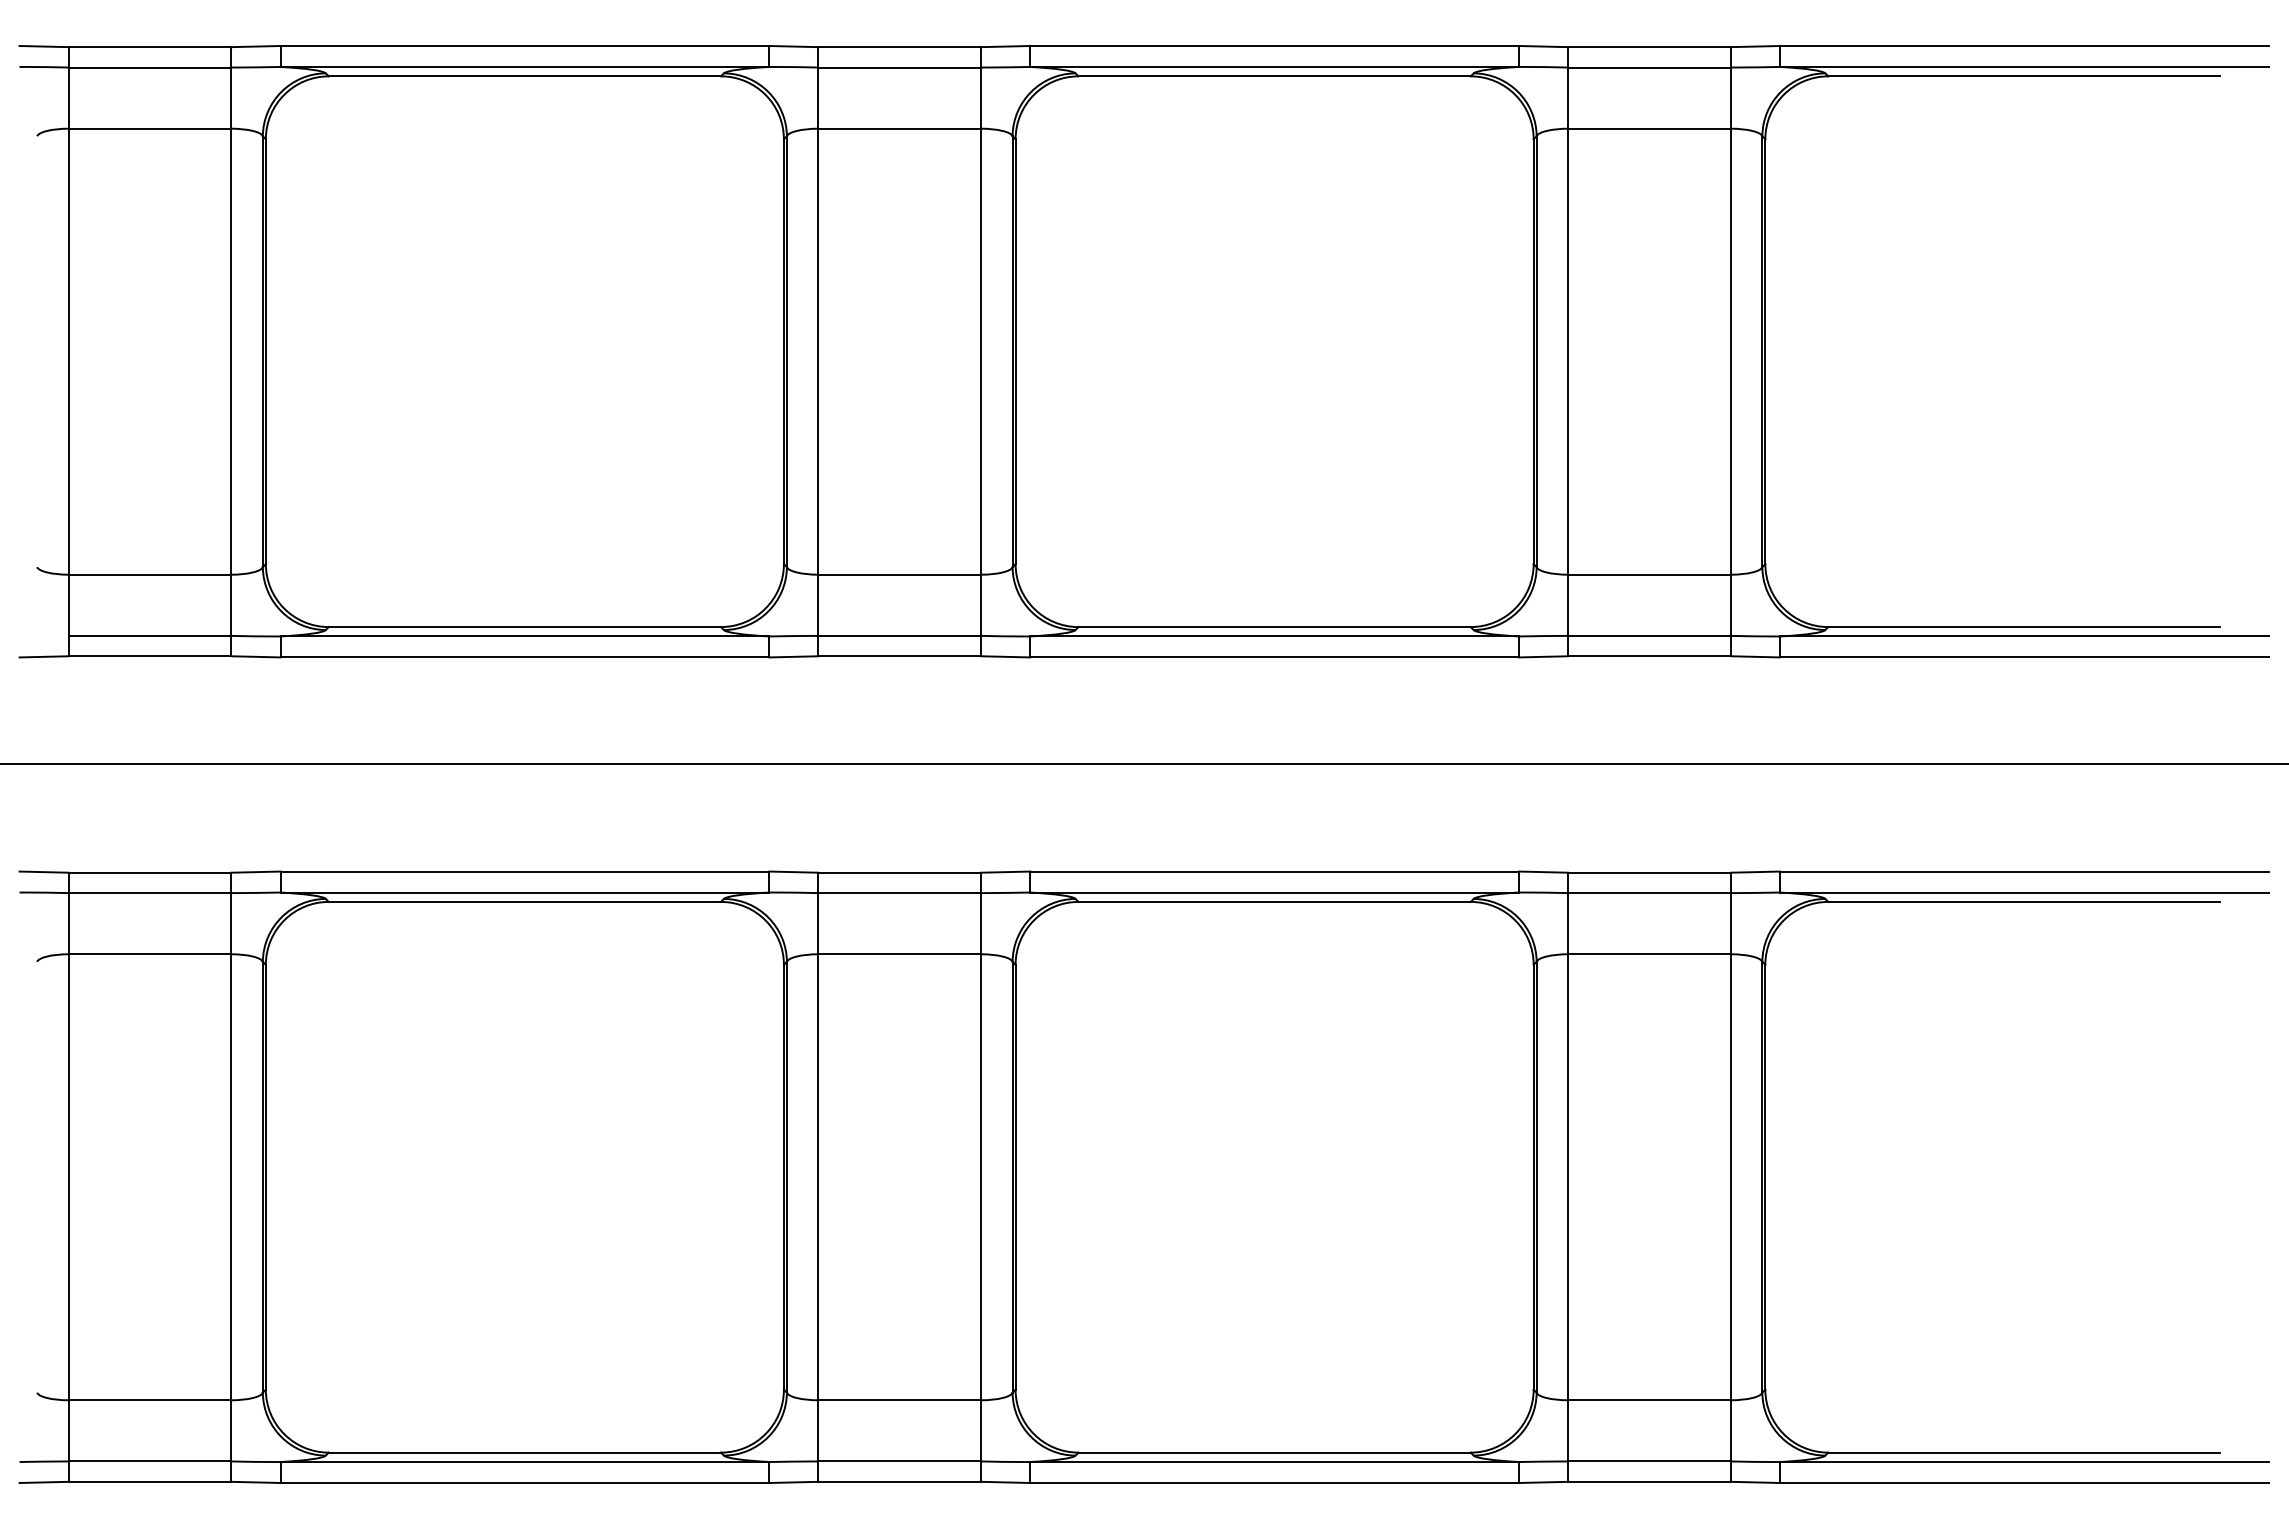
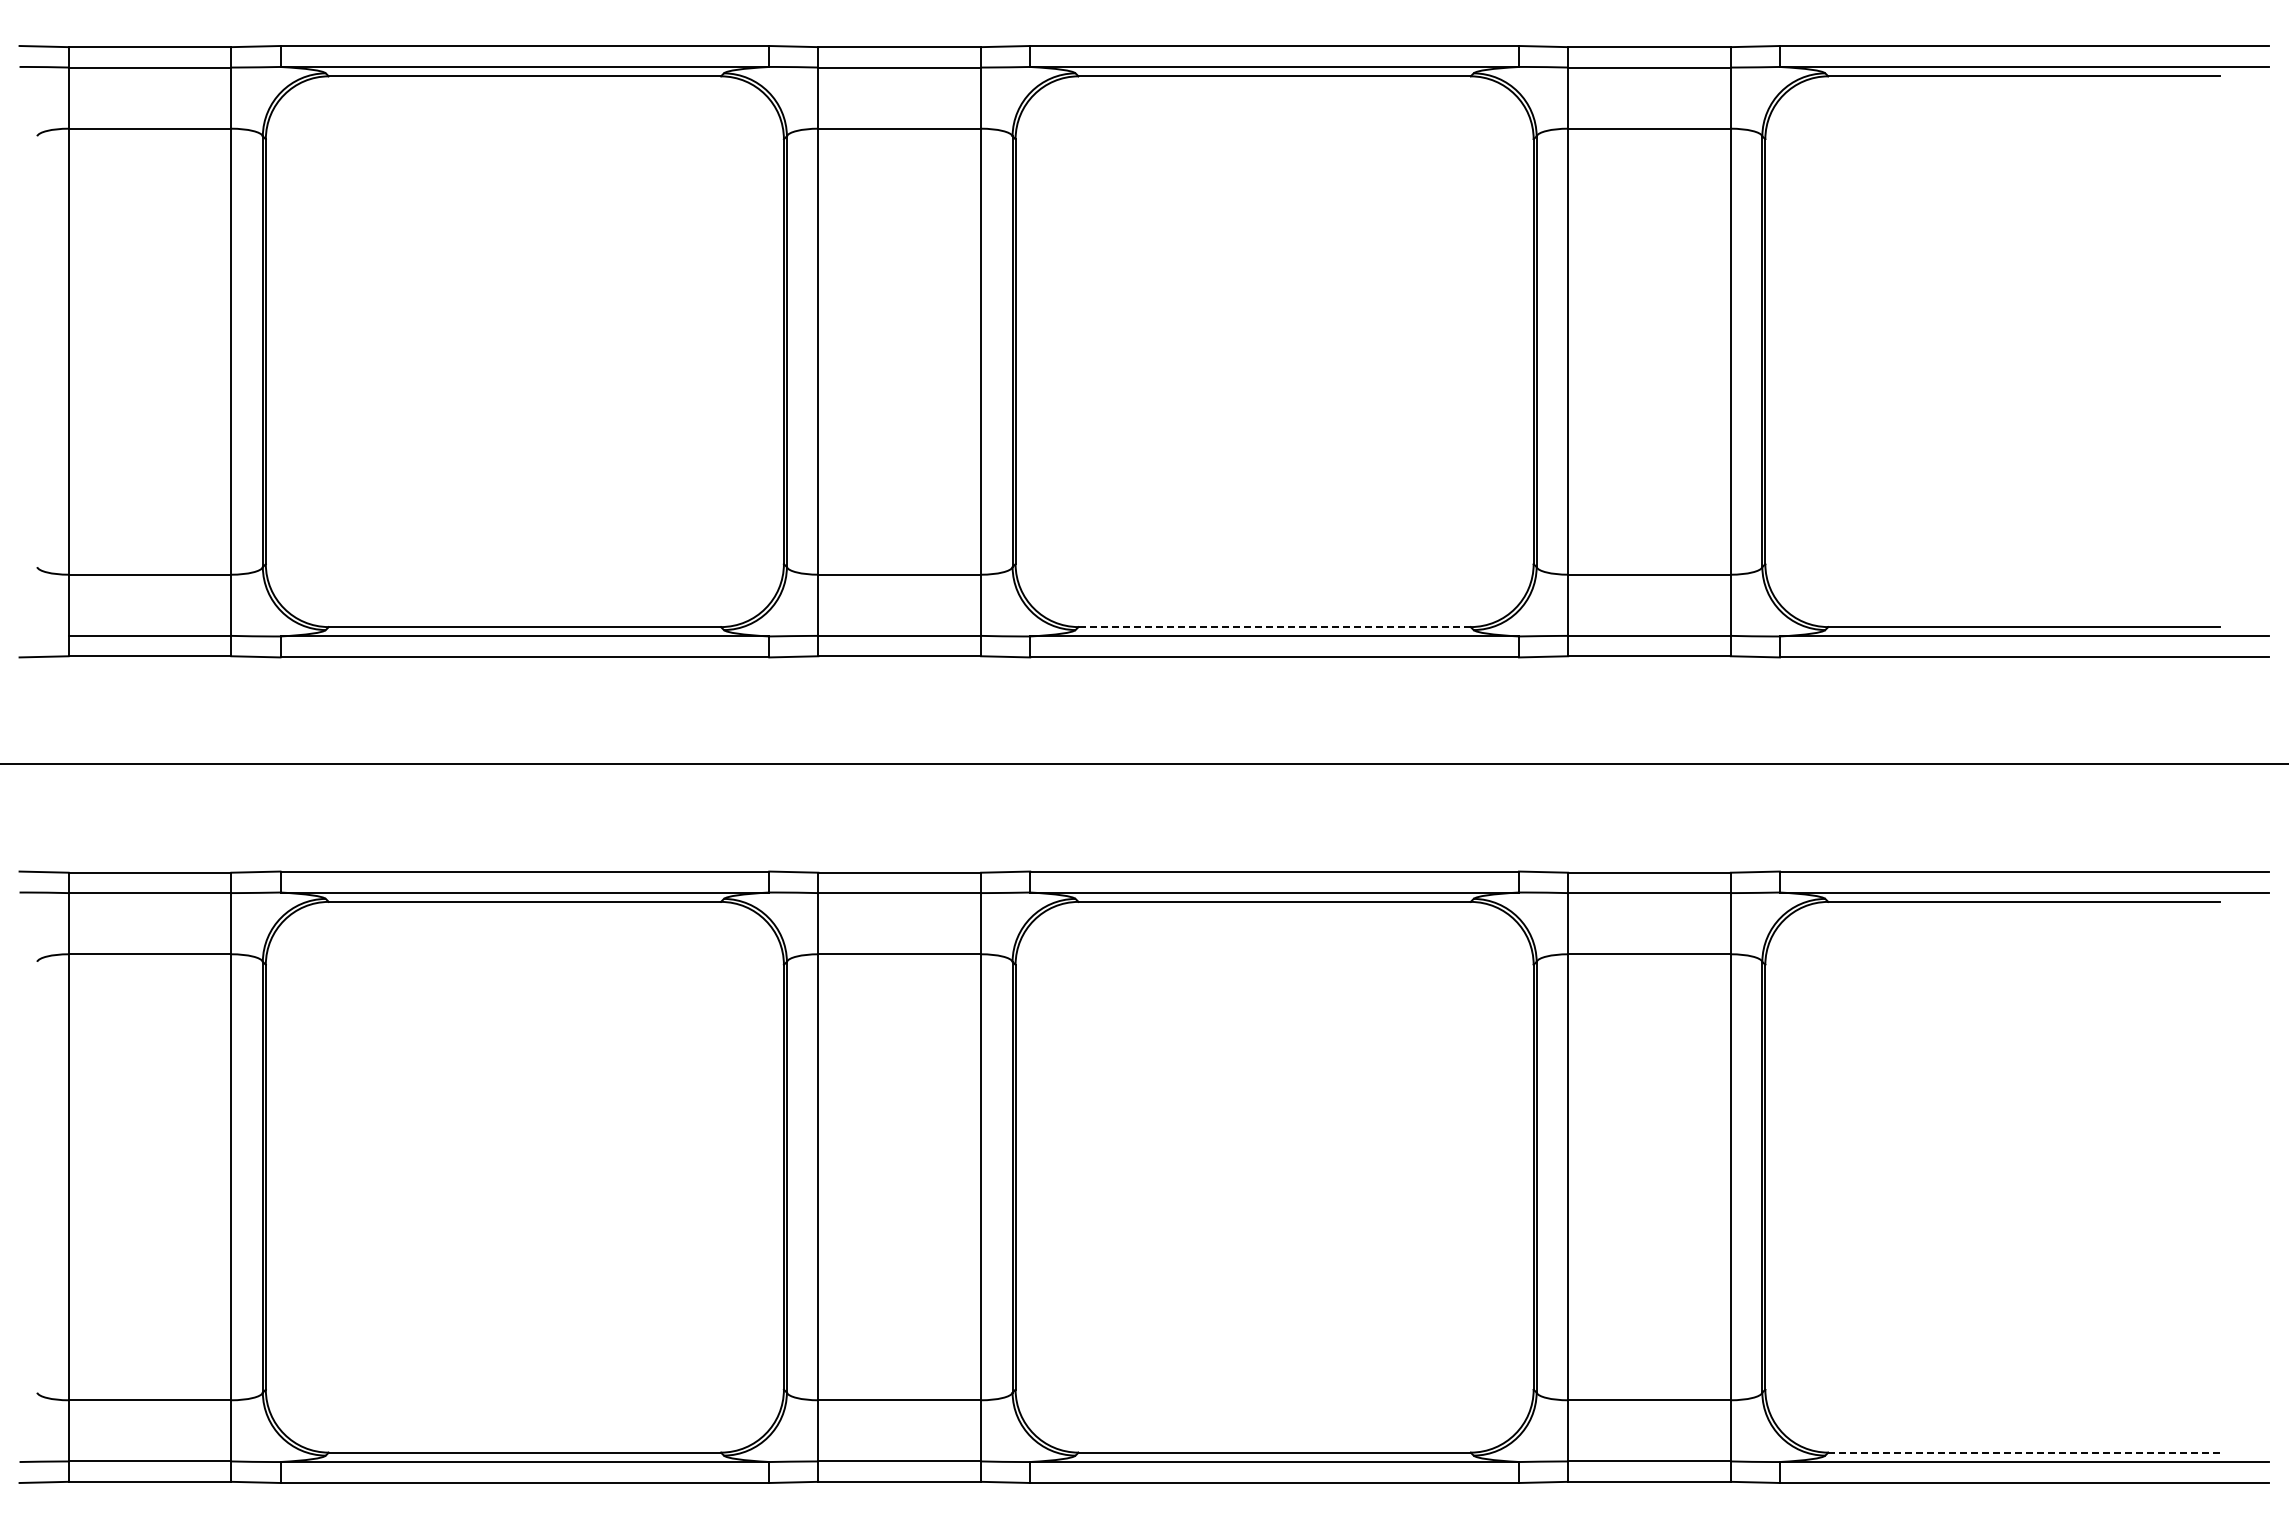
line: solid -> dashed (1274, 627)
line: solid -> dashed (2024, 1452)
